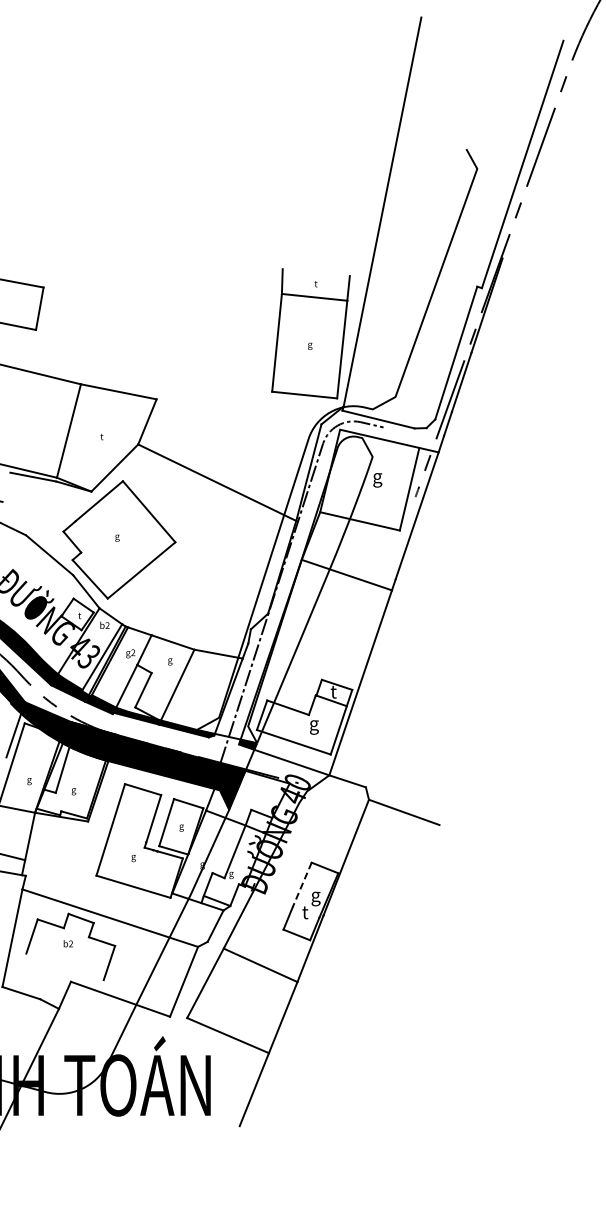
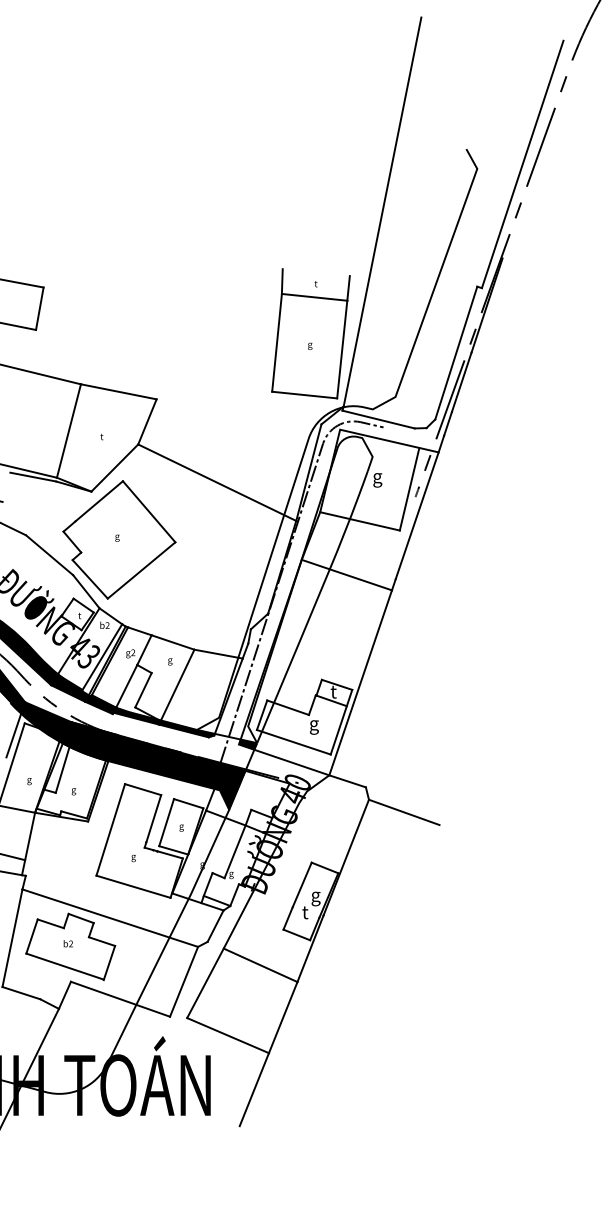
line: dashed -> solid (302, 885)
line: none -> present (64, 966)
